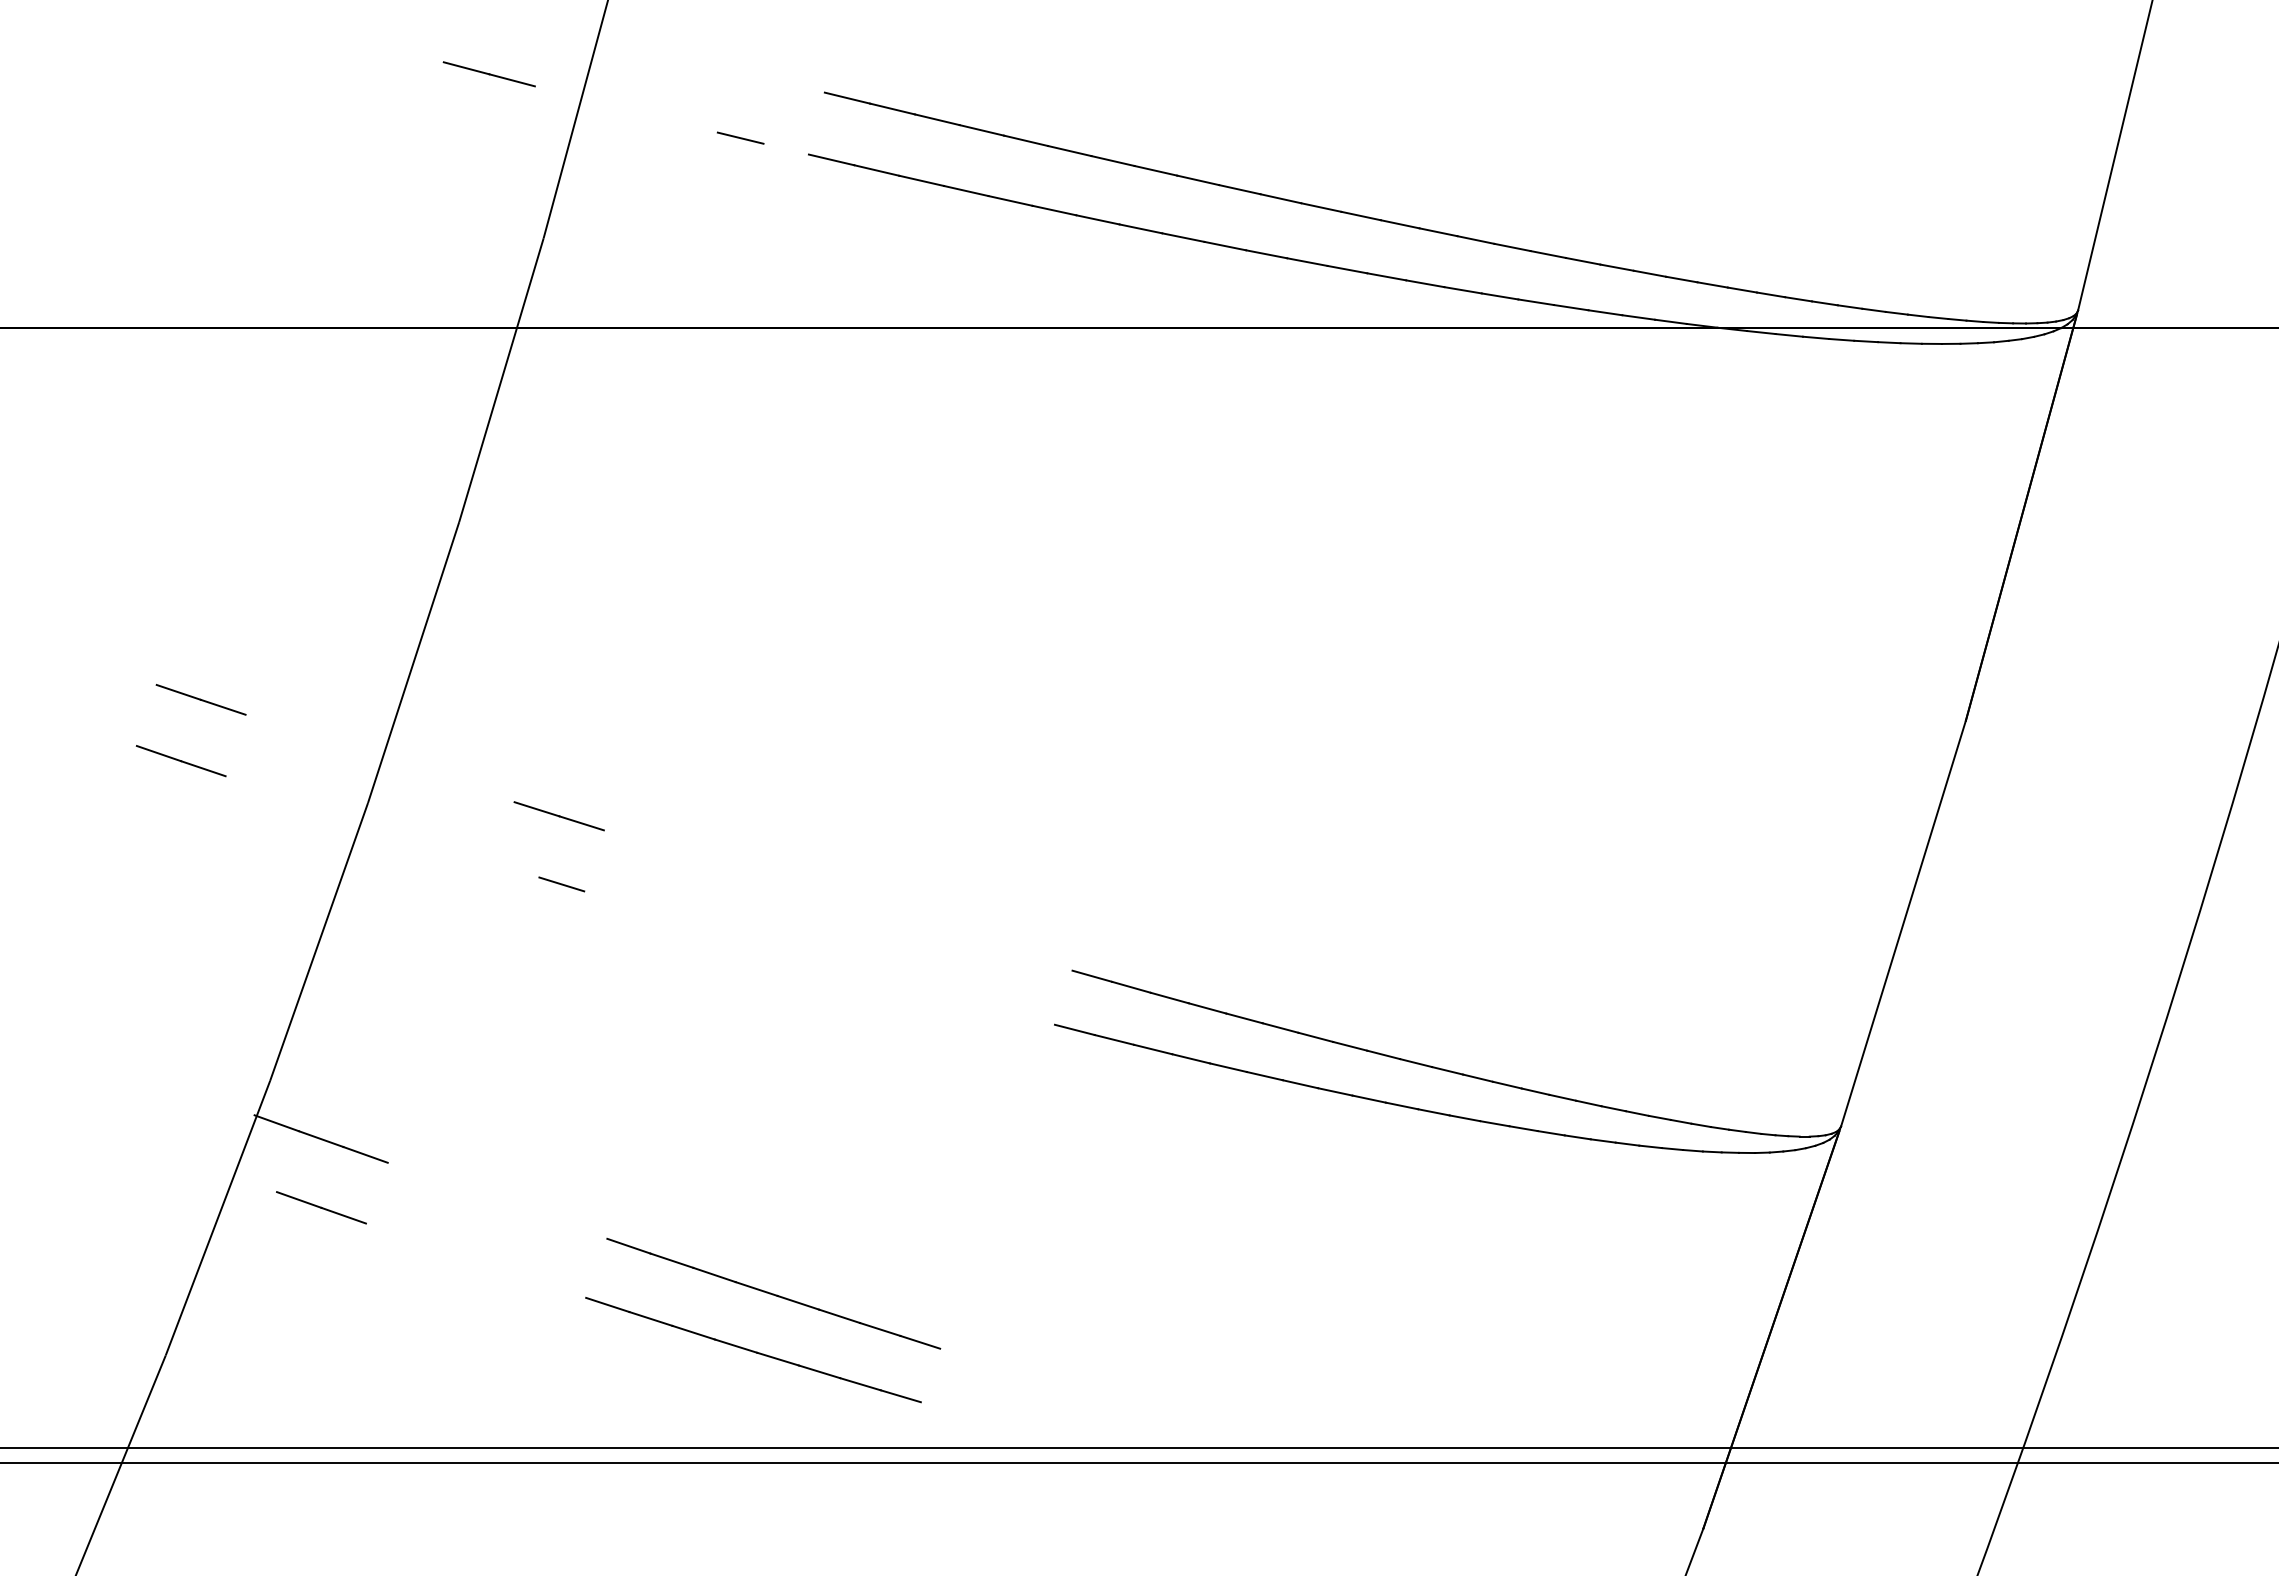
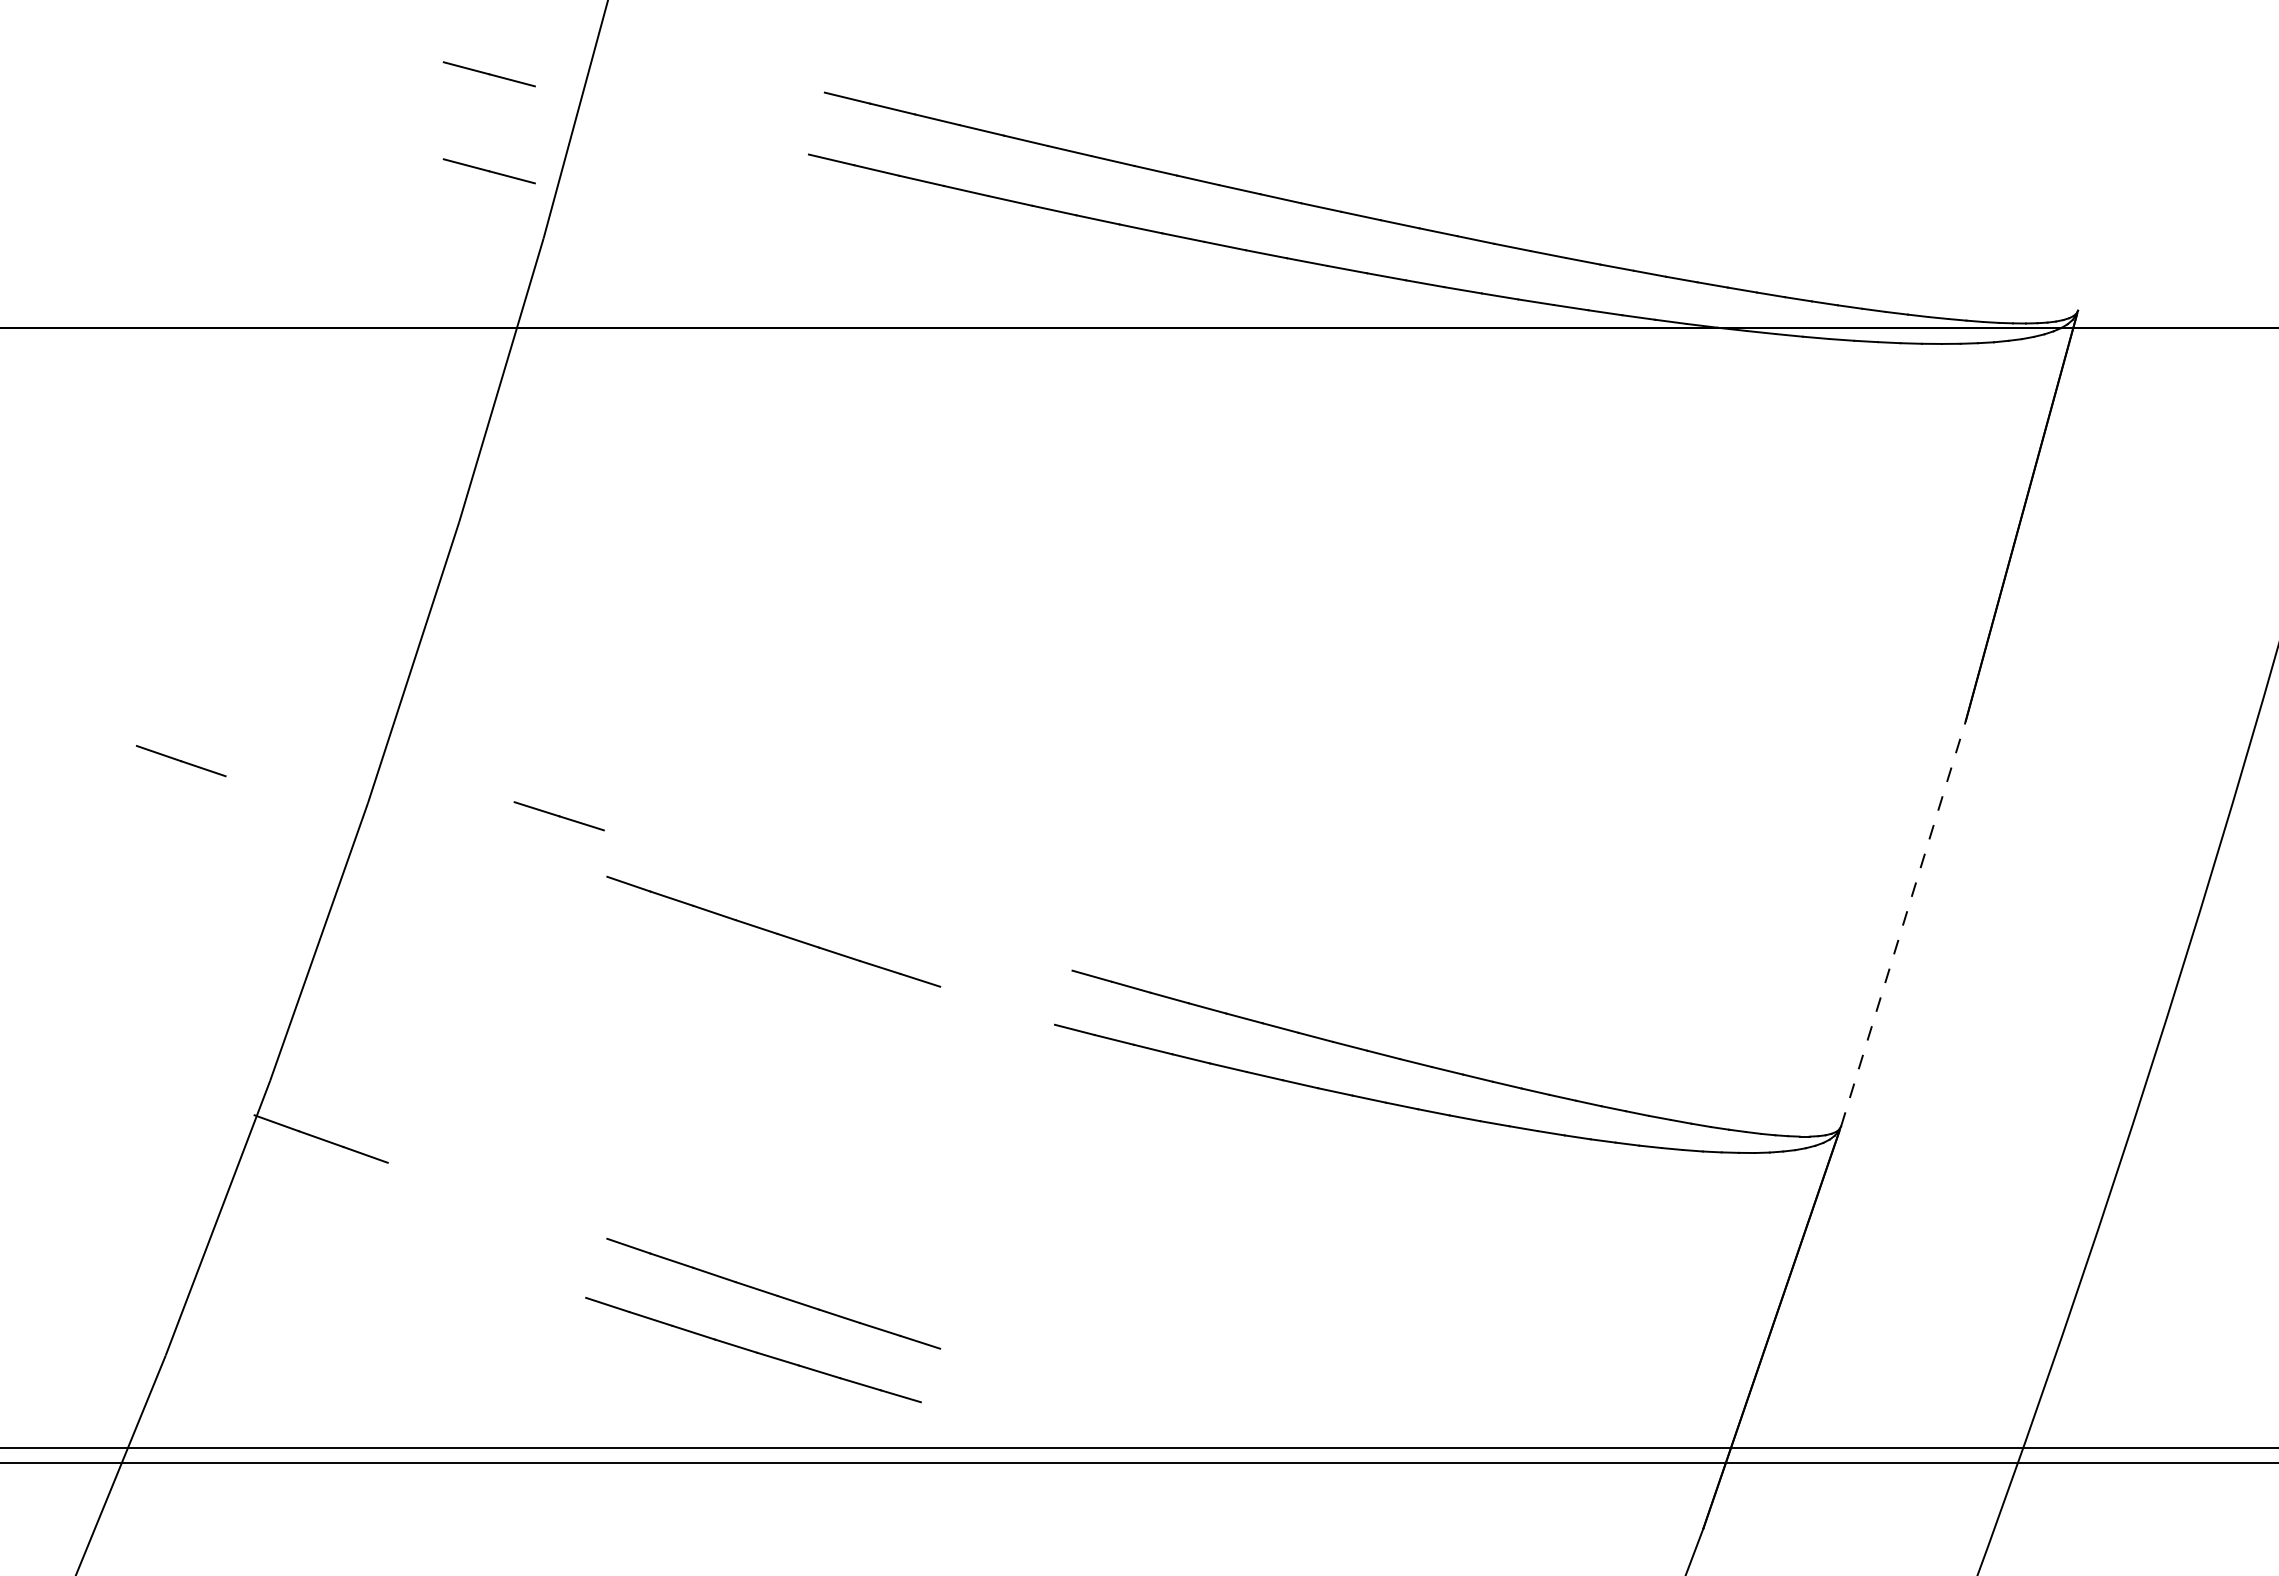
line: present -> none (740, 137)
line: present -> none (2114, 156)
line: none -> present (488, 171)
line: present -> none (200, 699)
line: present -> none (561, 884)
line: solid -> dashed (1903, 923)
part: none -> present (773, 931)
line: present -> none (321, 1207)
